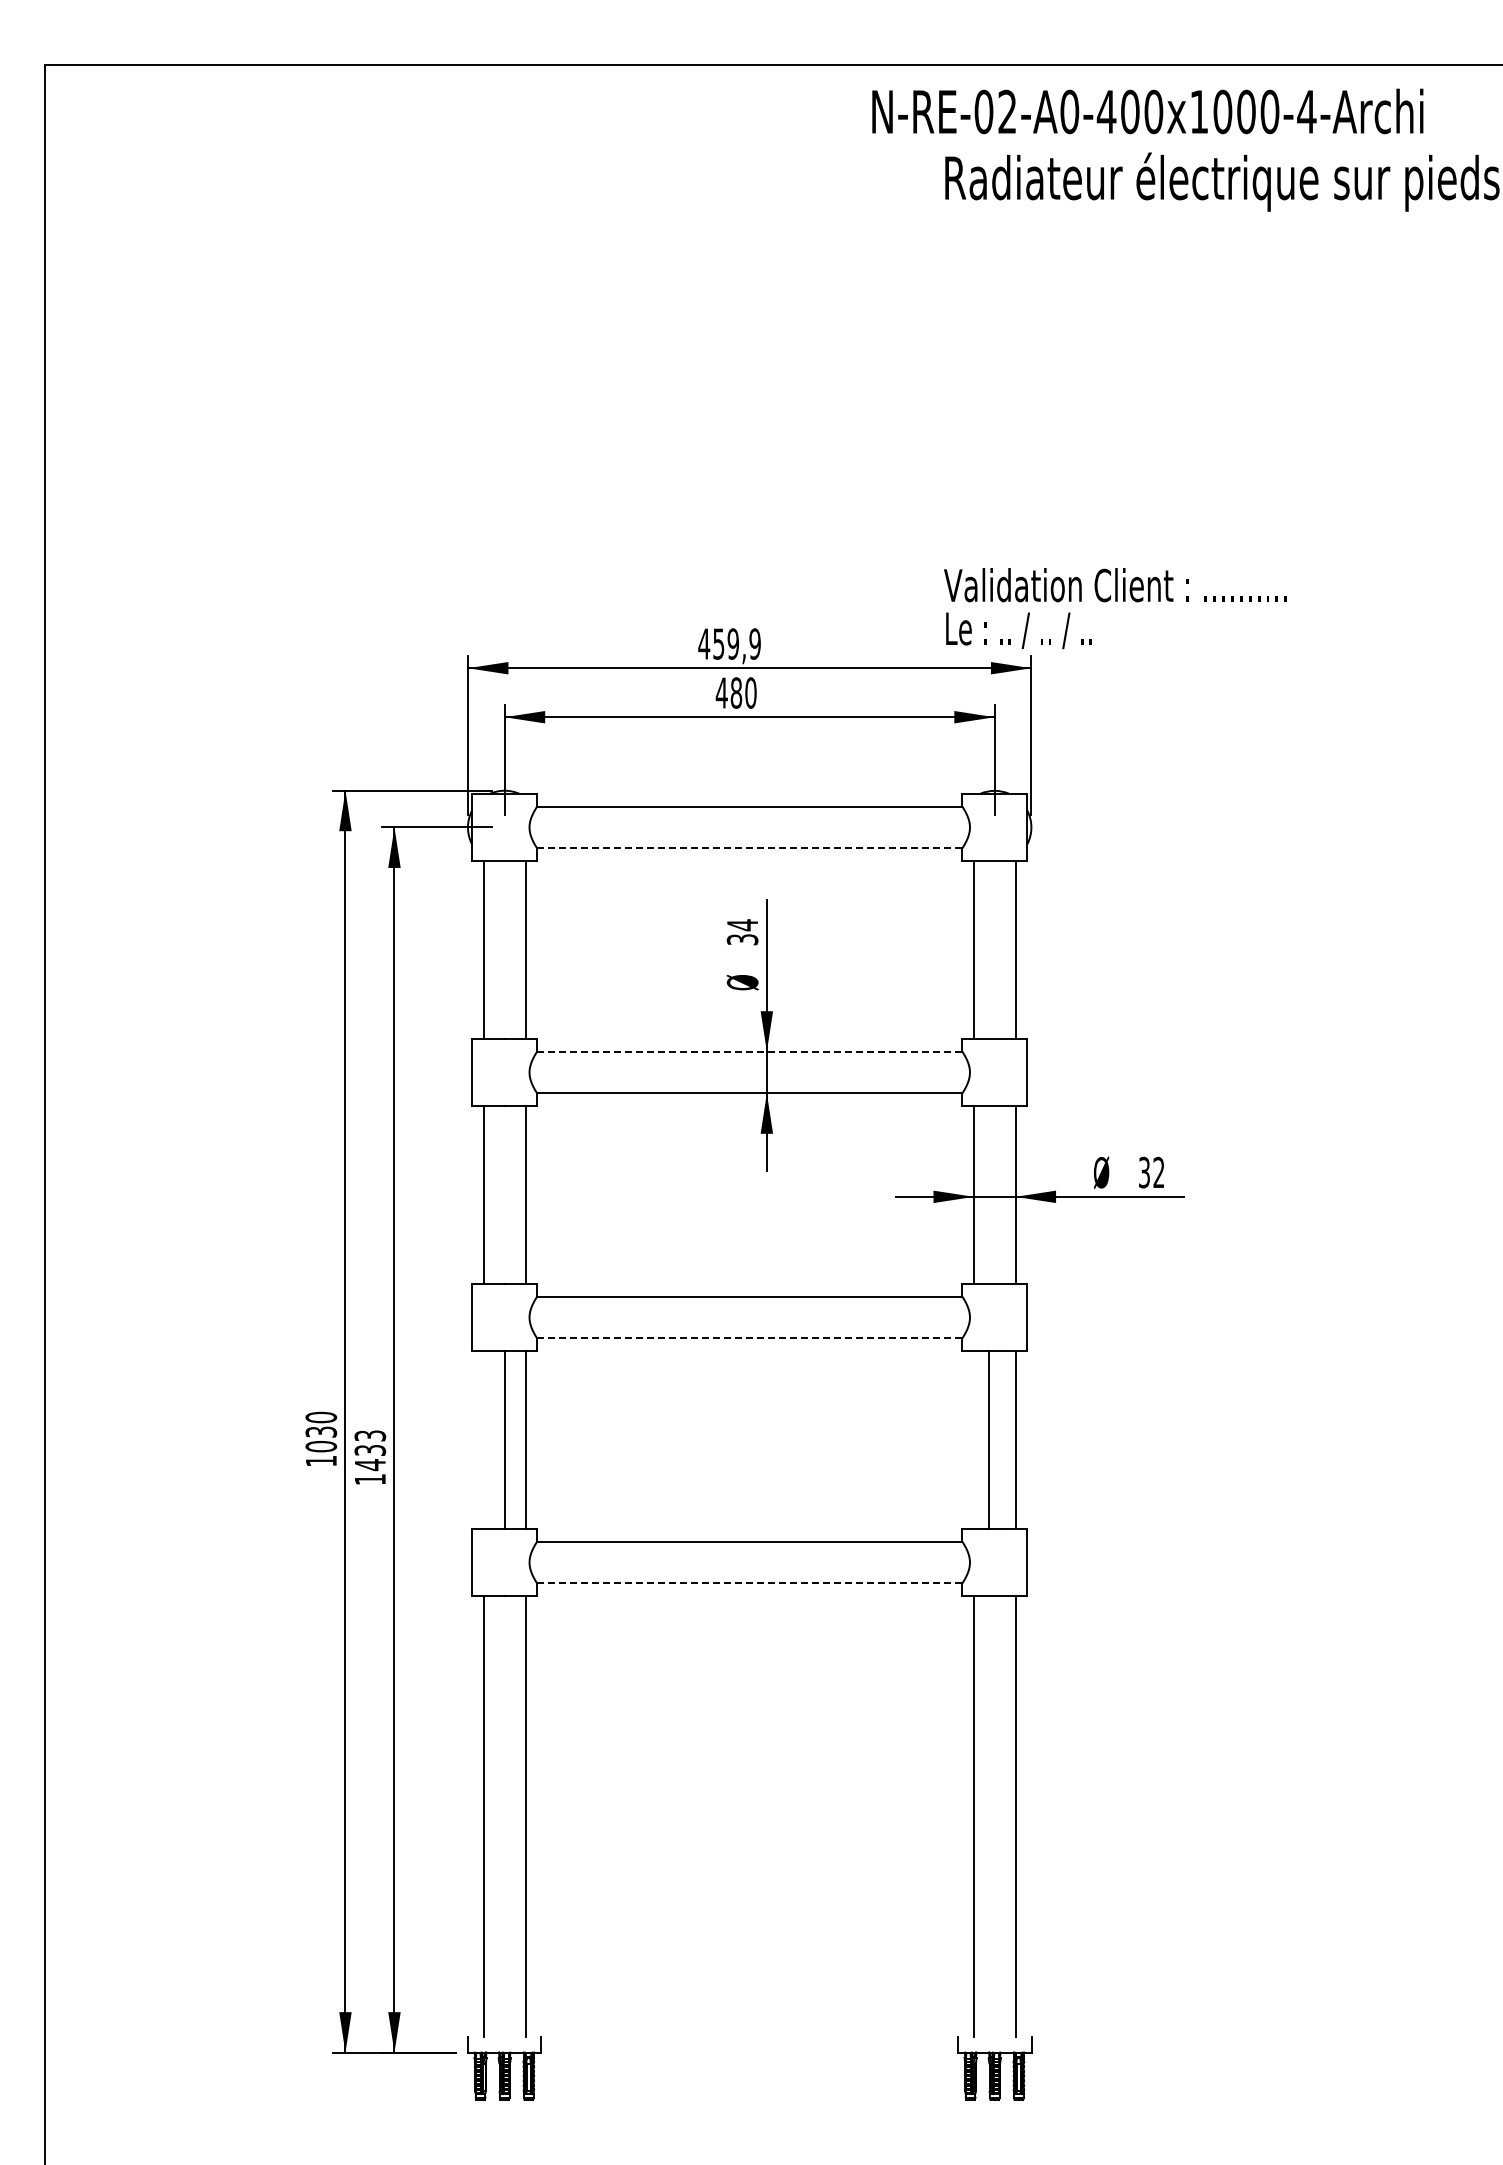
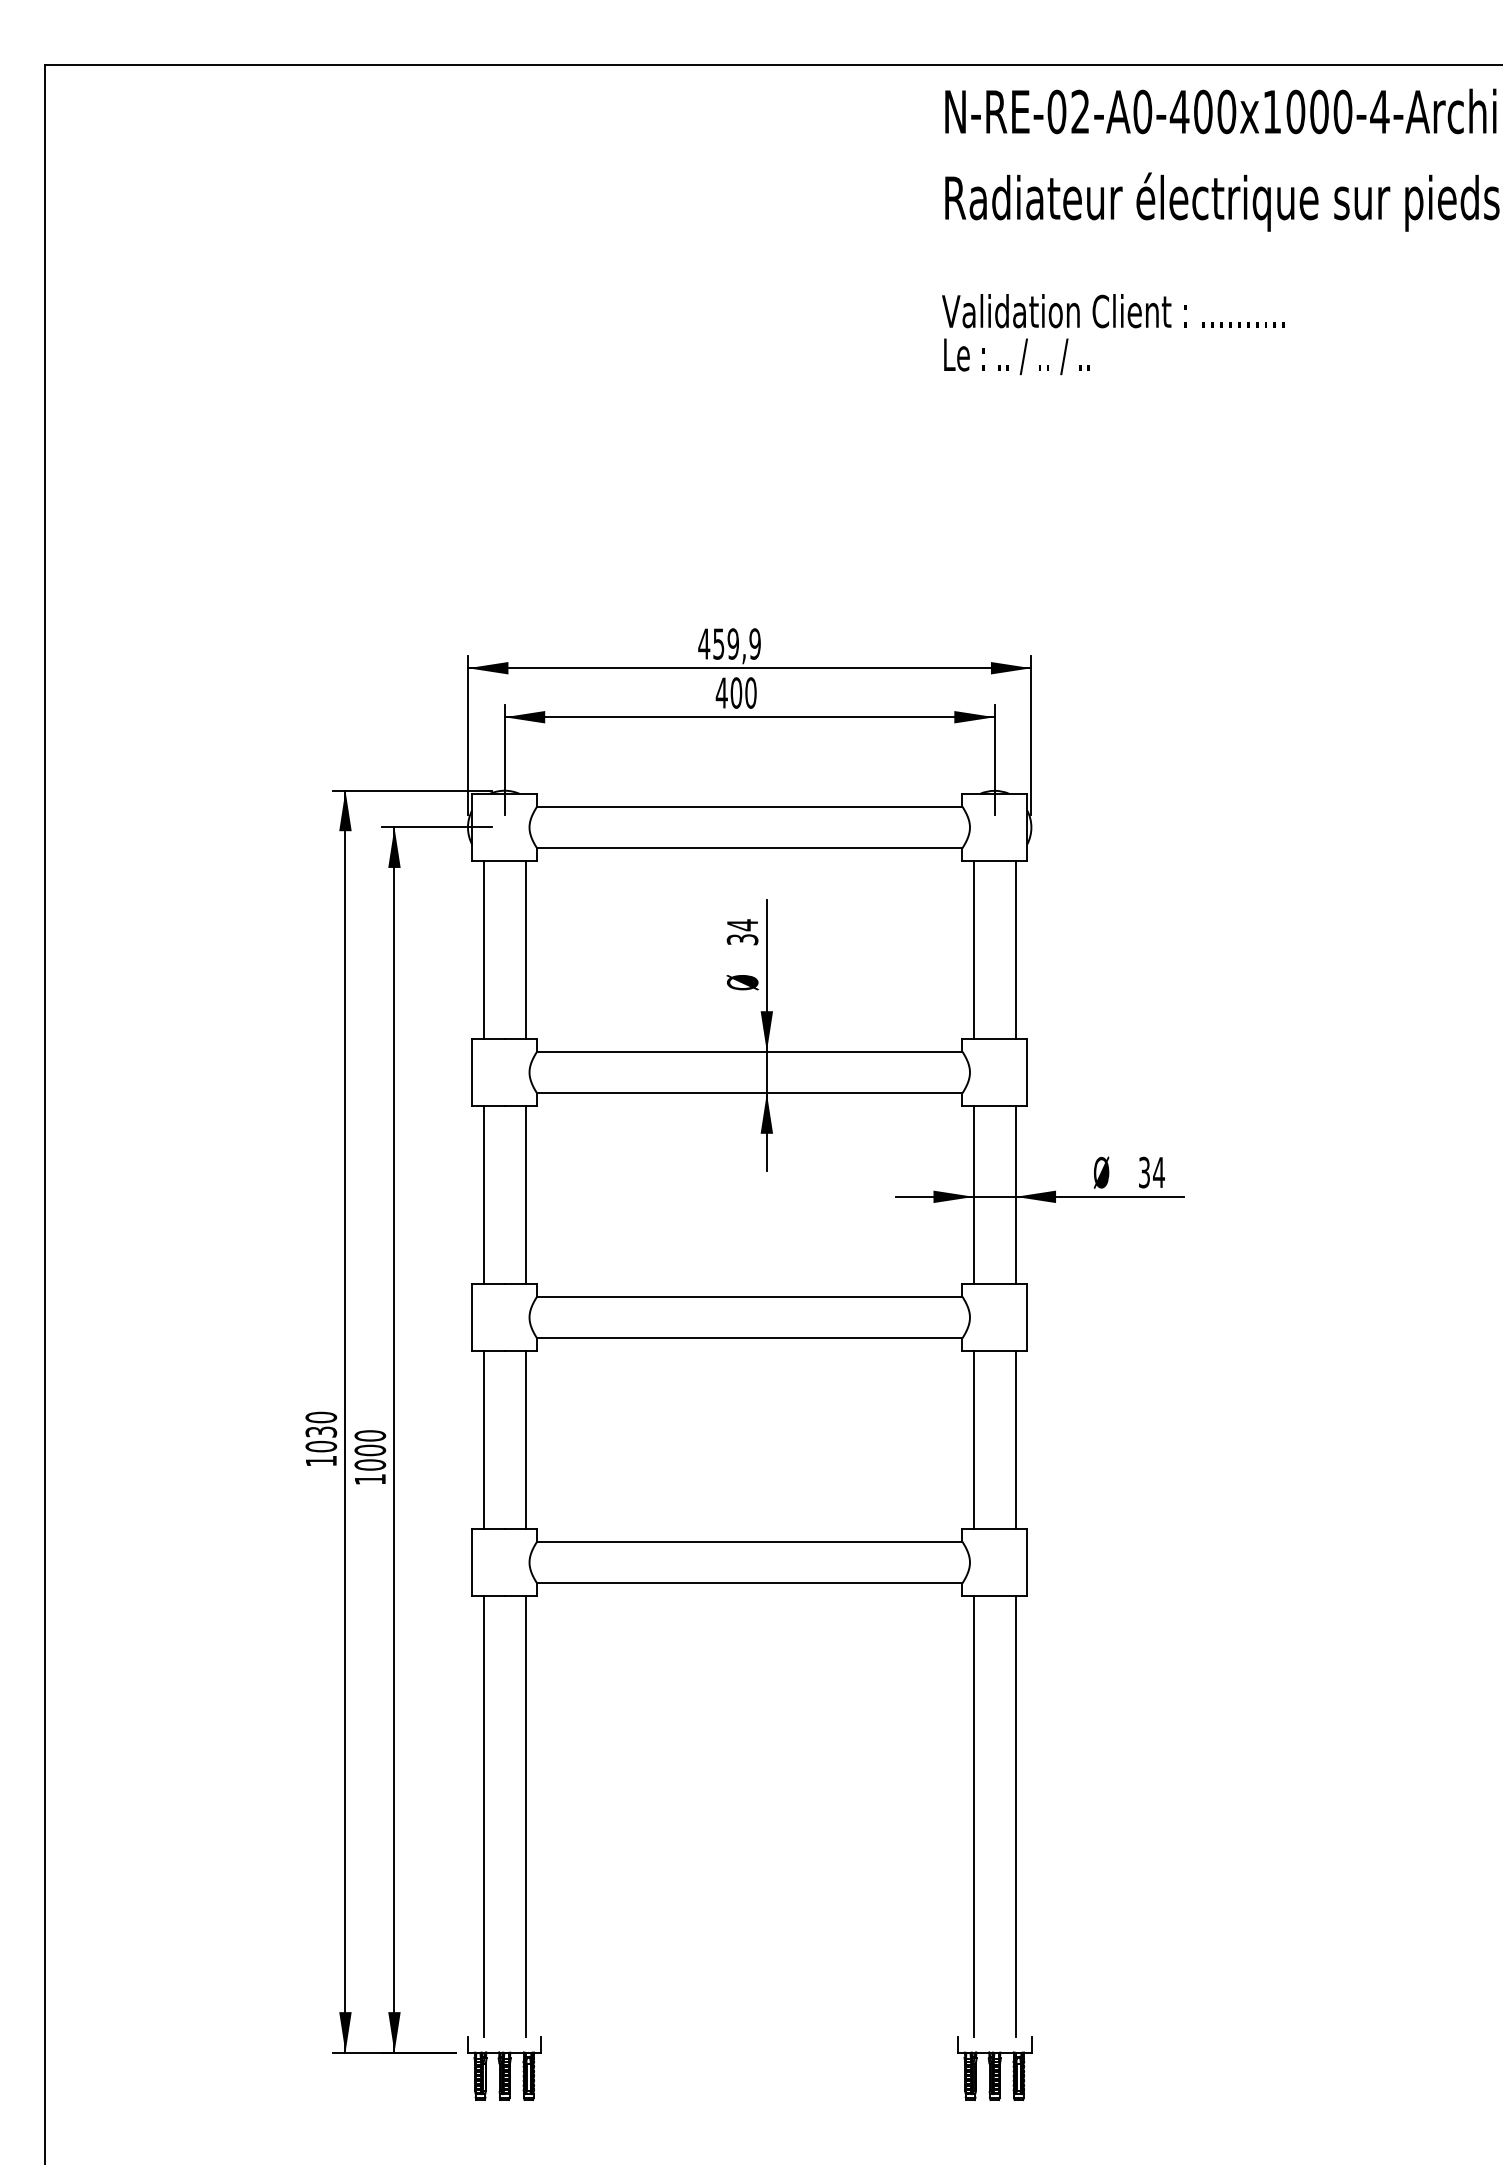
text position: (1147, 111) -> (1220, 111) (1220, 111)
text position: (1222, 181) -> (1222, 201) (1222, 201)
text position: (1115, 608) -> (1113, 334) (1113, 334)
text: 480 -> 400 (736, 693)
line: dashed -> solid (749, 848)
line: dashed -> solid (749, 1051)
text: 32 -> 34 (1158, 1171)
line: dashed -> solid (749, 1338)
line position: (504, 1439) -> (483, 1439) (483, 1439)
line position: (988, 1439) -> (973, 1439) (973, 1439)
text: 1433 -> 1000 (370, 1450)
line: dashed -> solid (749, 1583)
